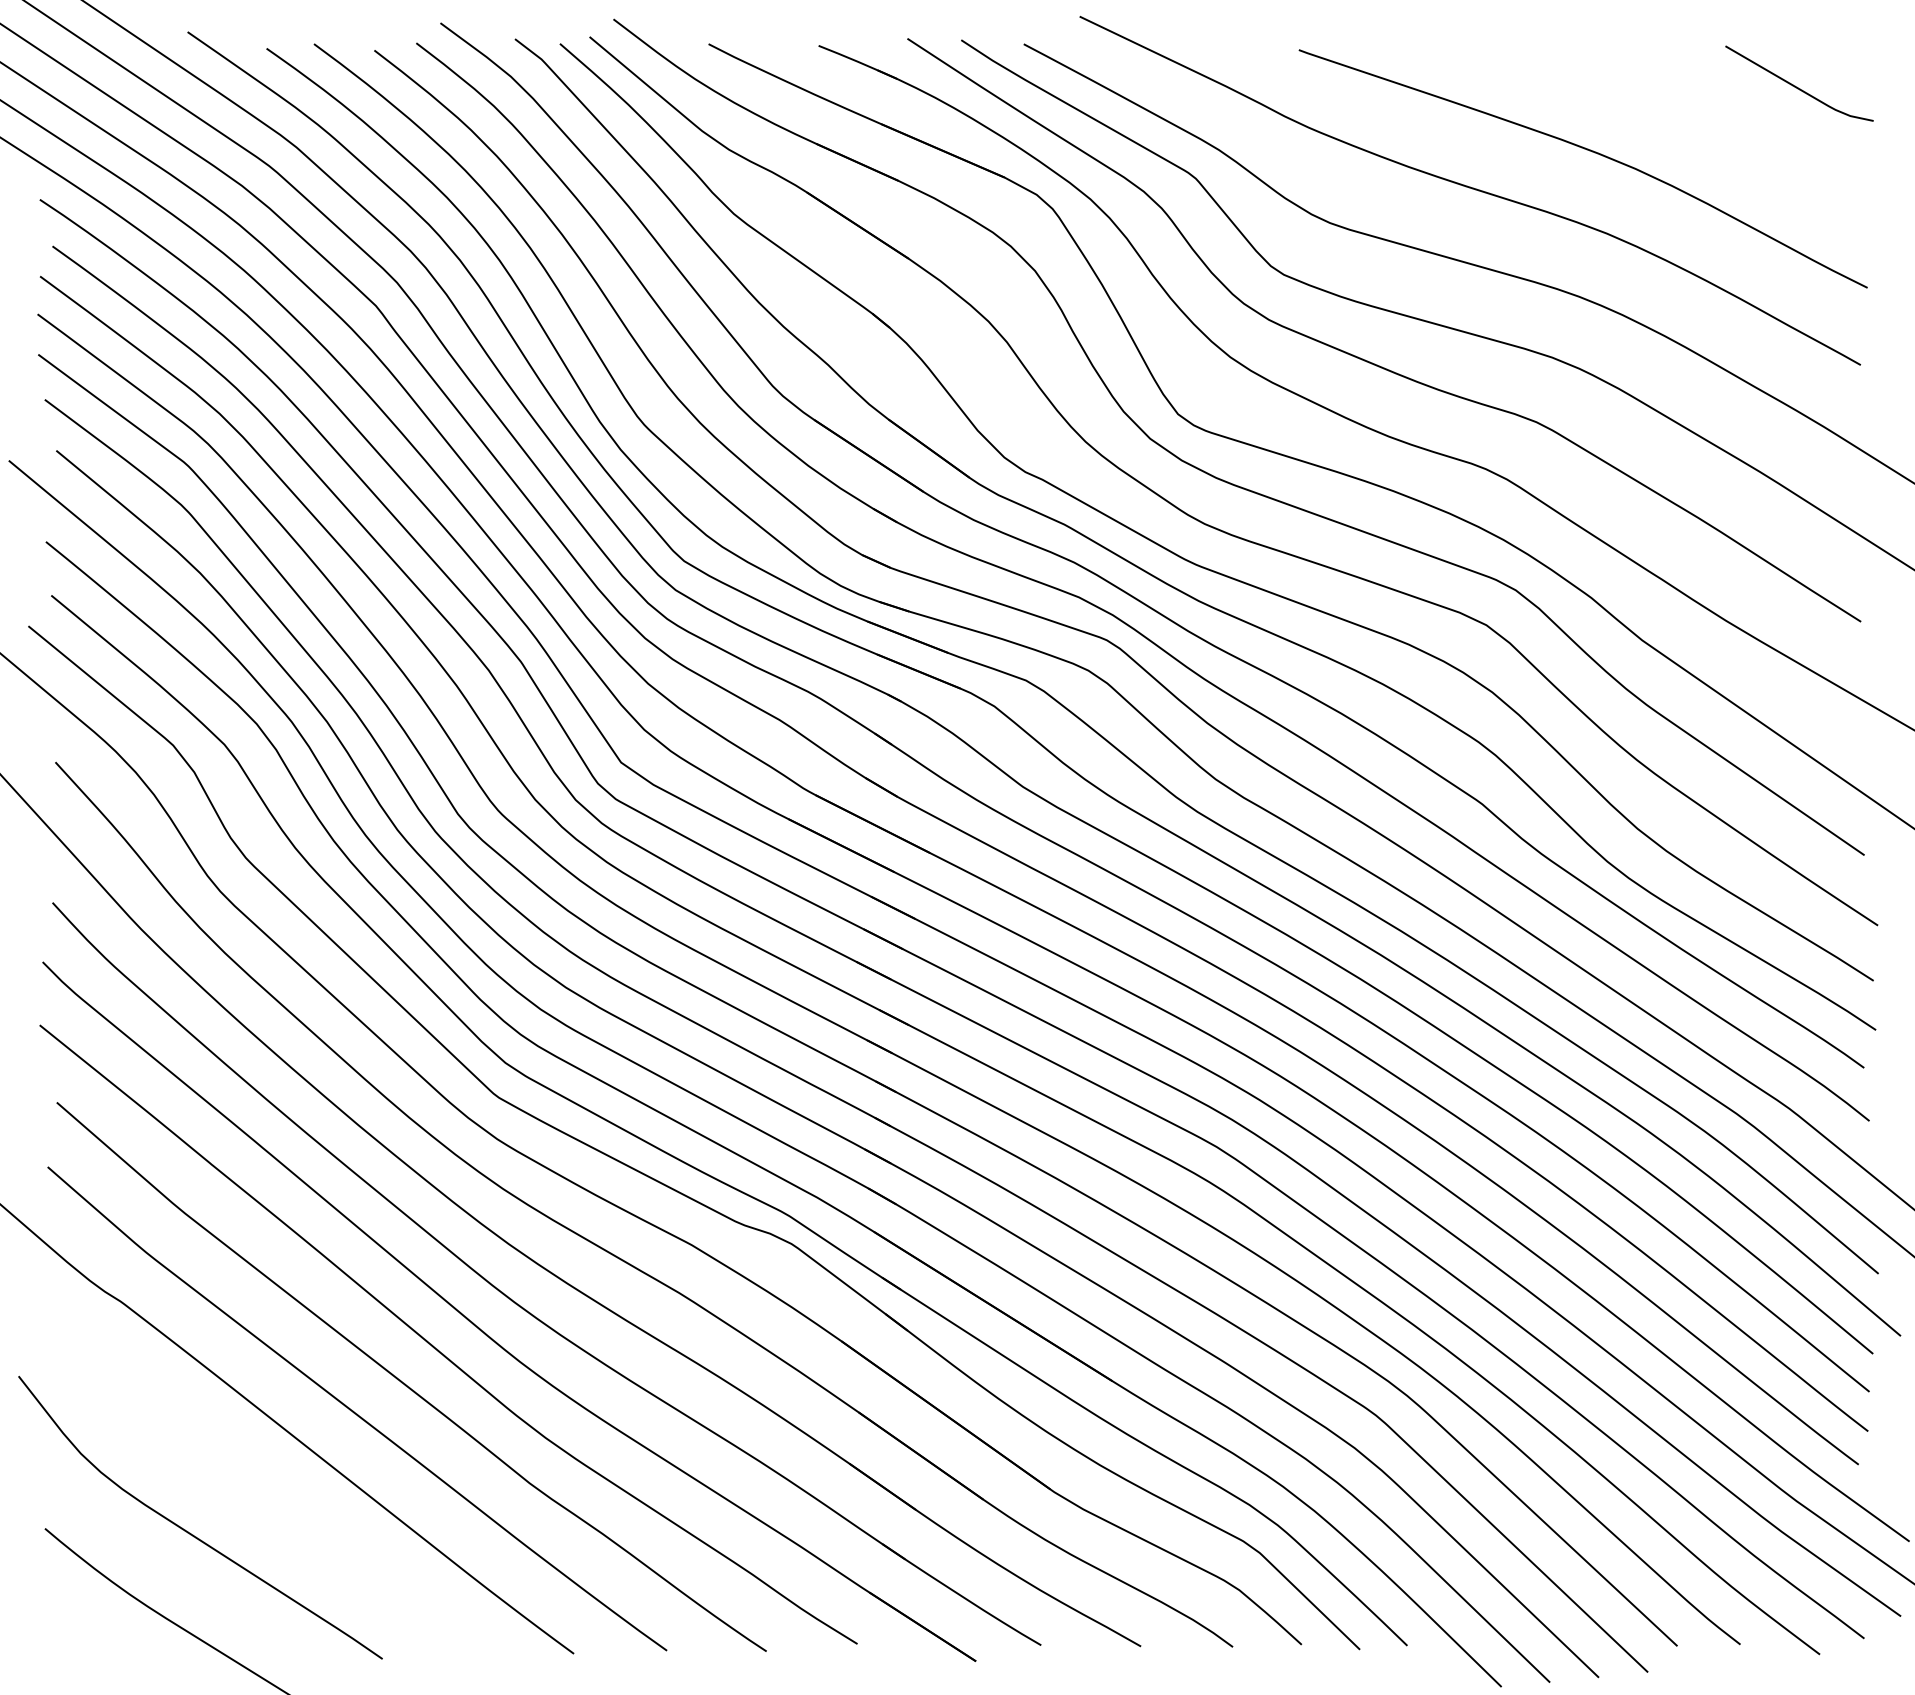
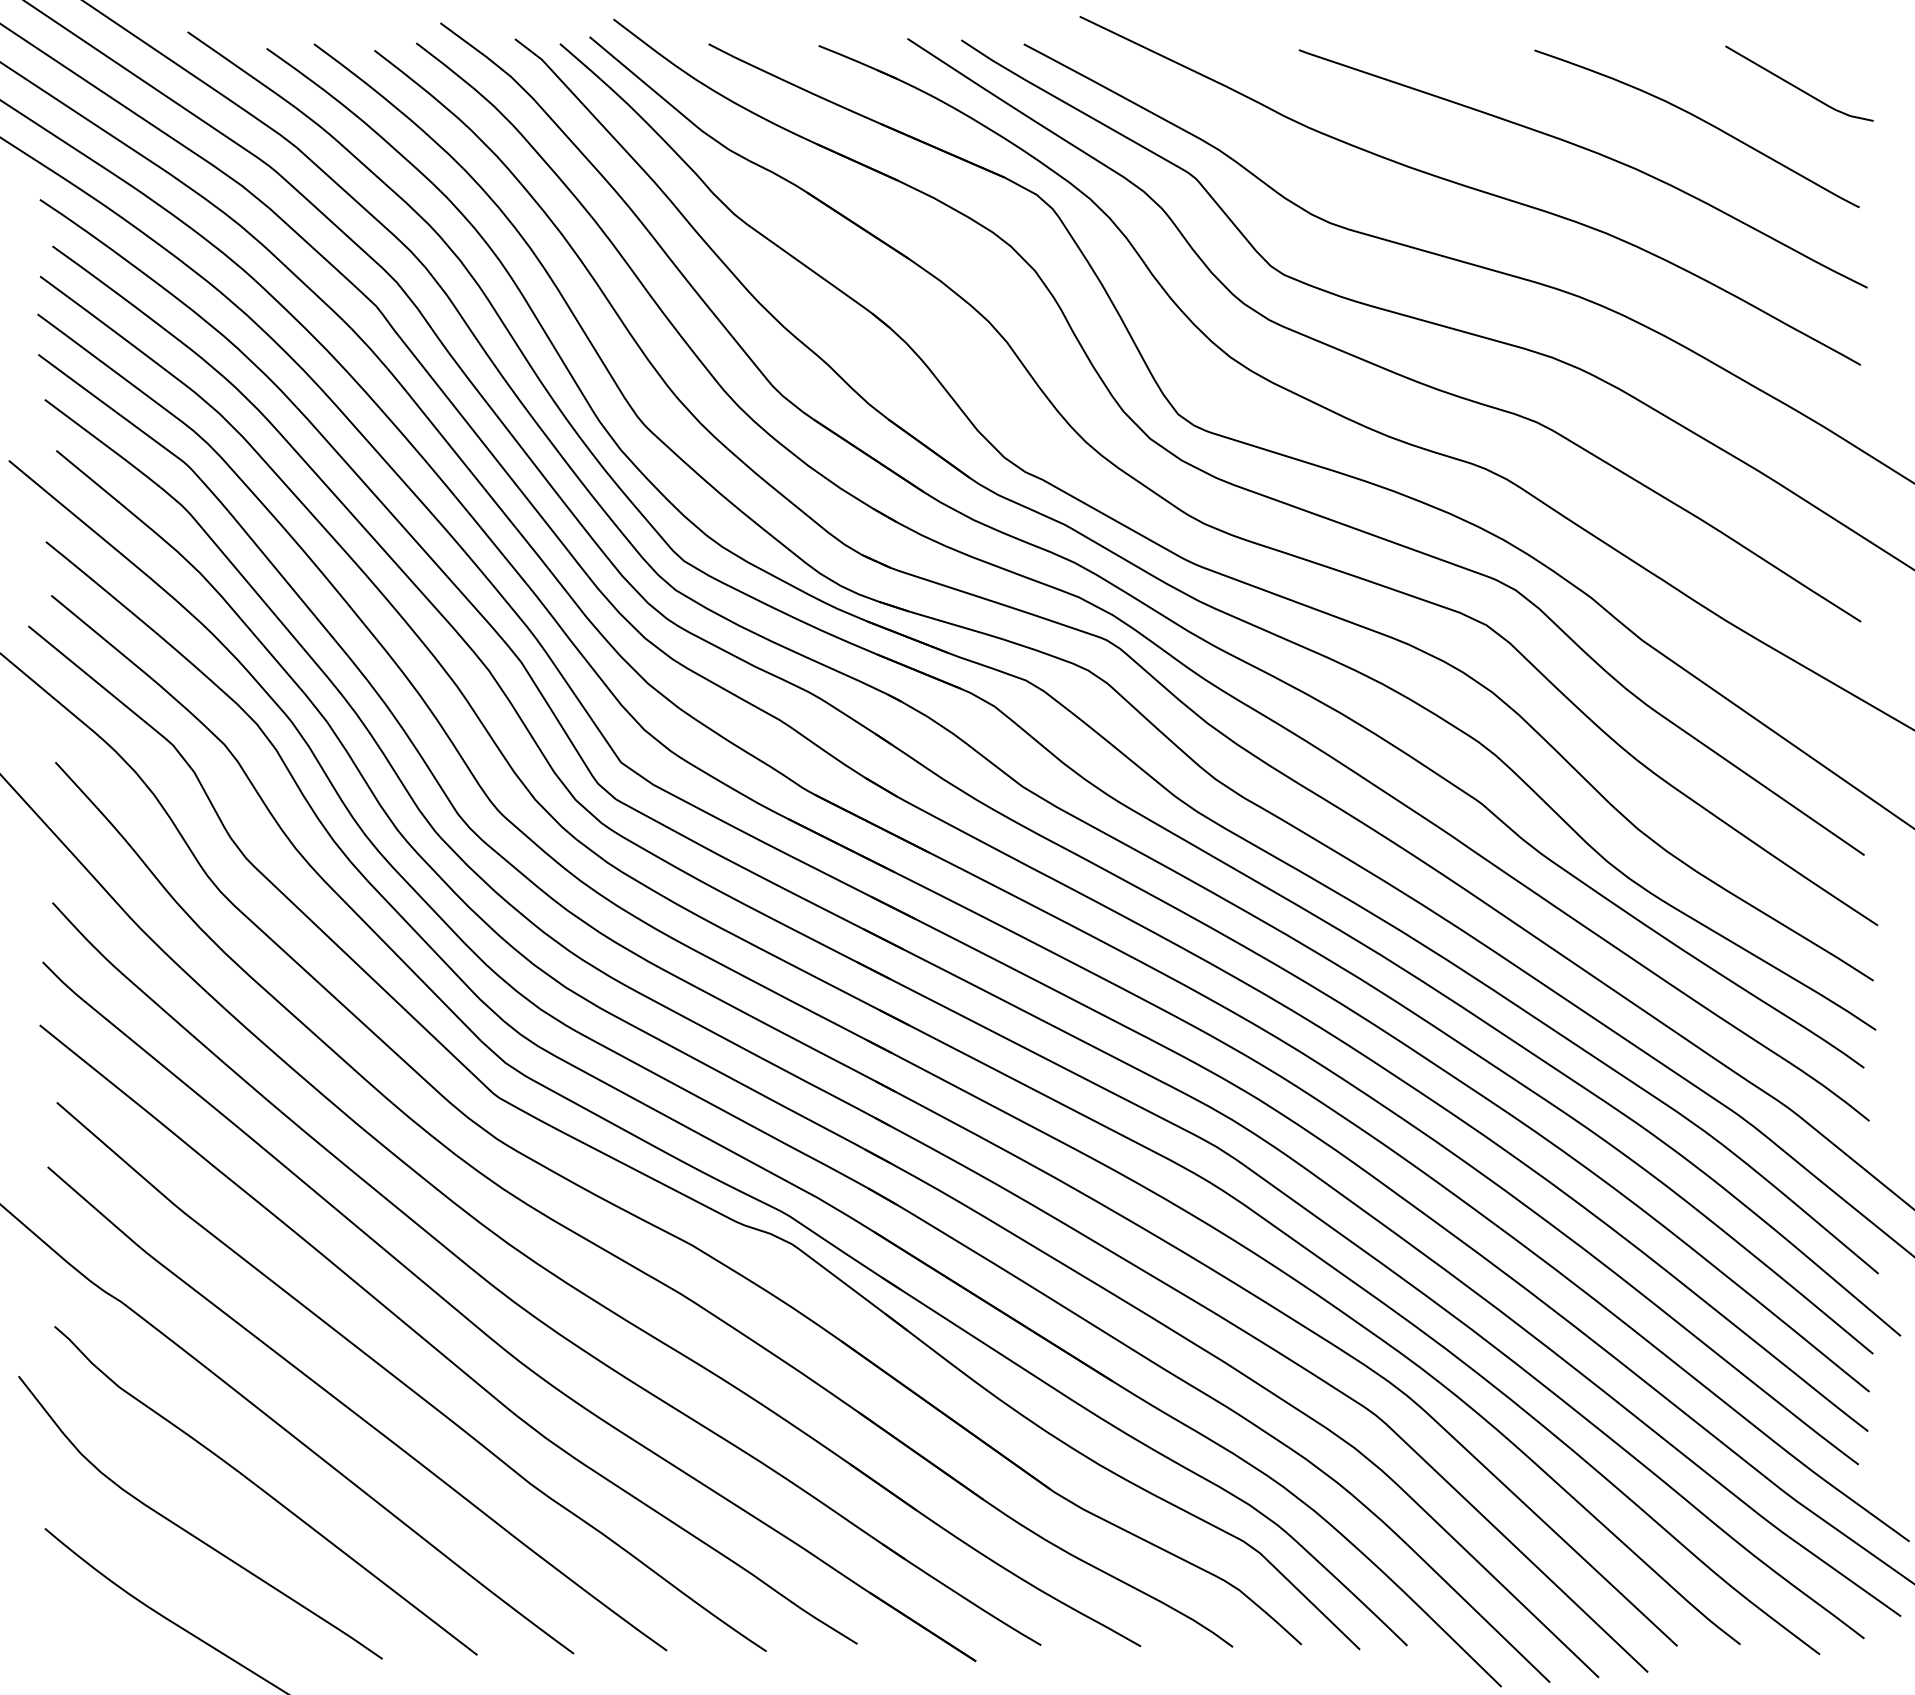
curve: none -> present (1700, 120)
curve: none -> present (264, 1490)
